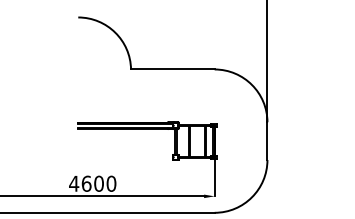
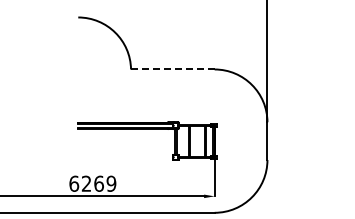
line: solid -> dashed (172, 69)
text: 4600 -> 6269 (92, 183)
